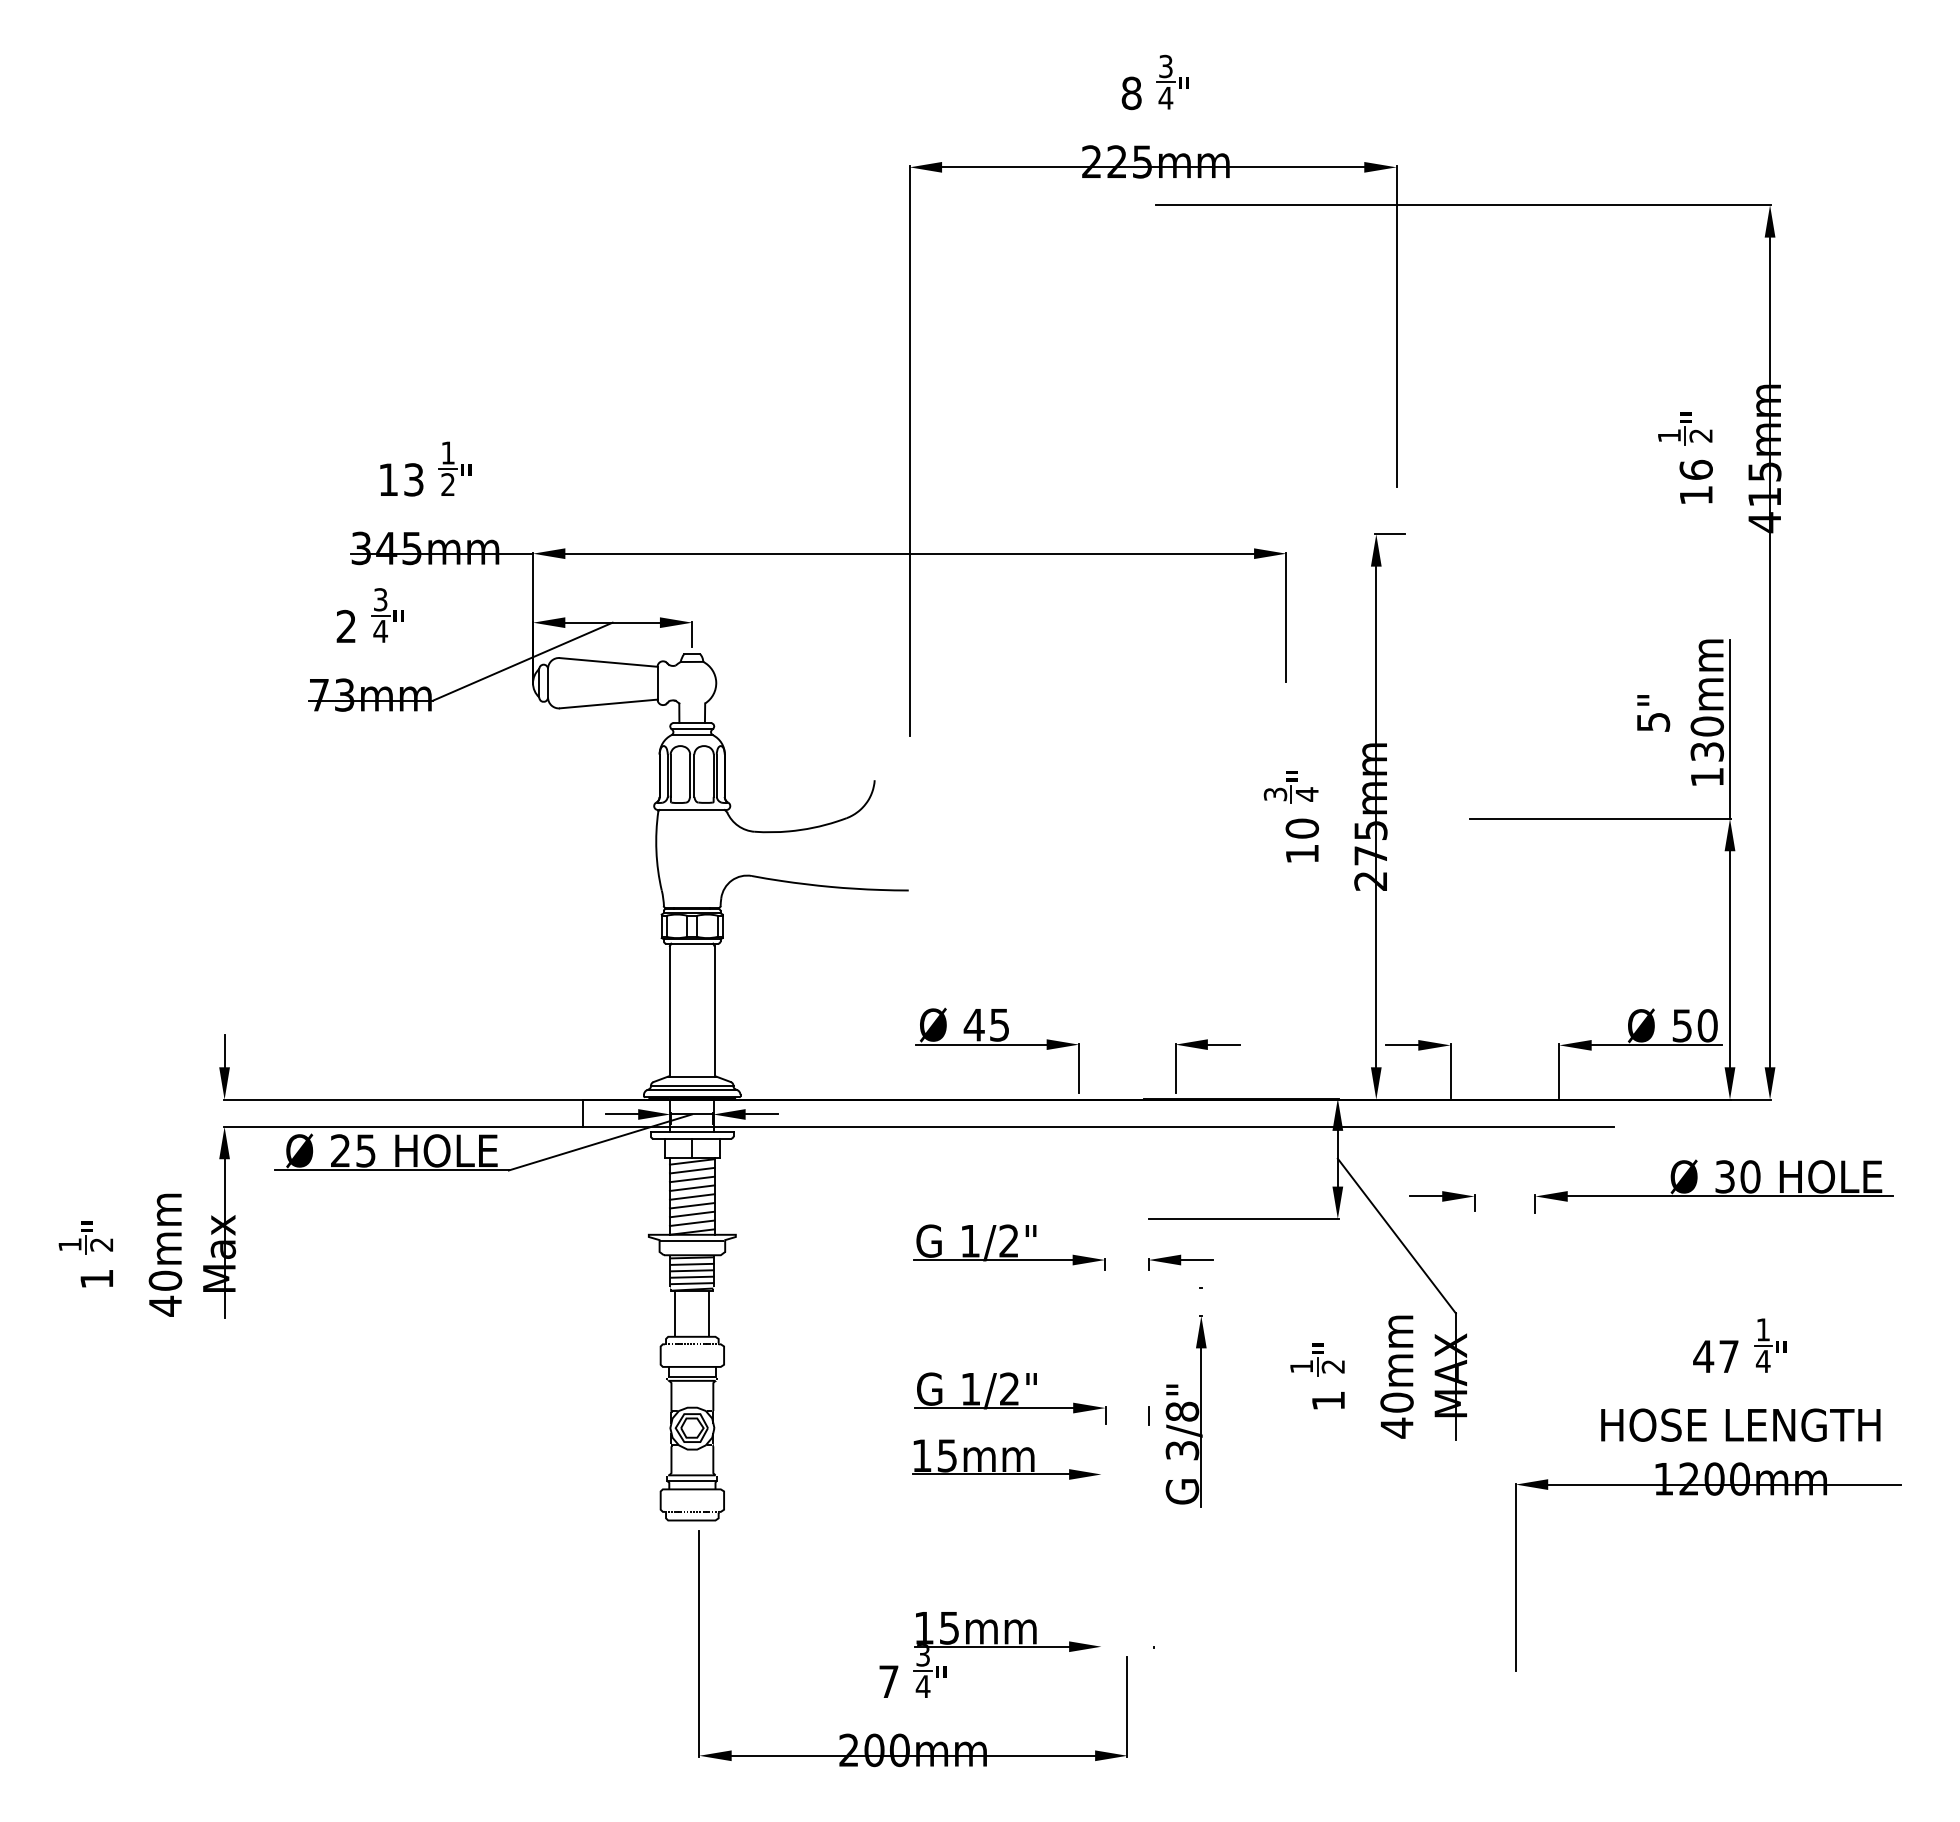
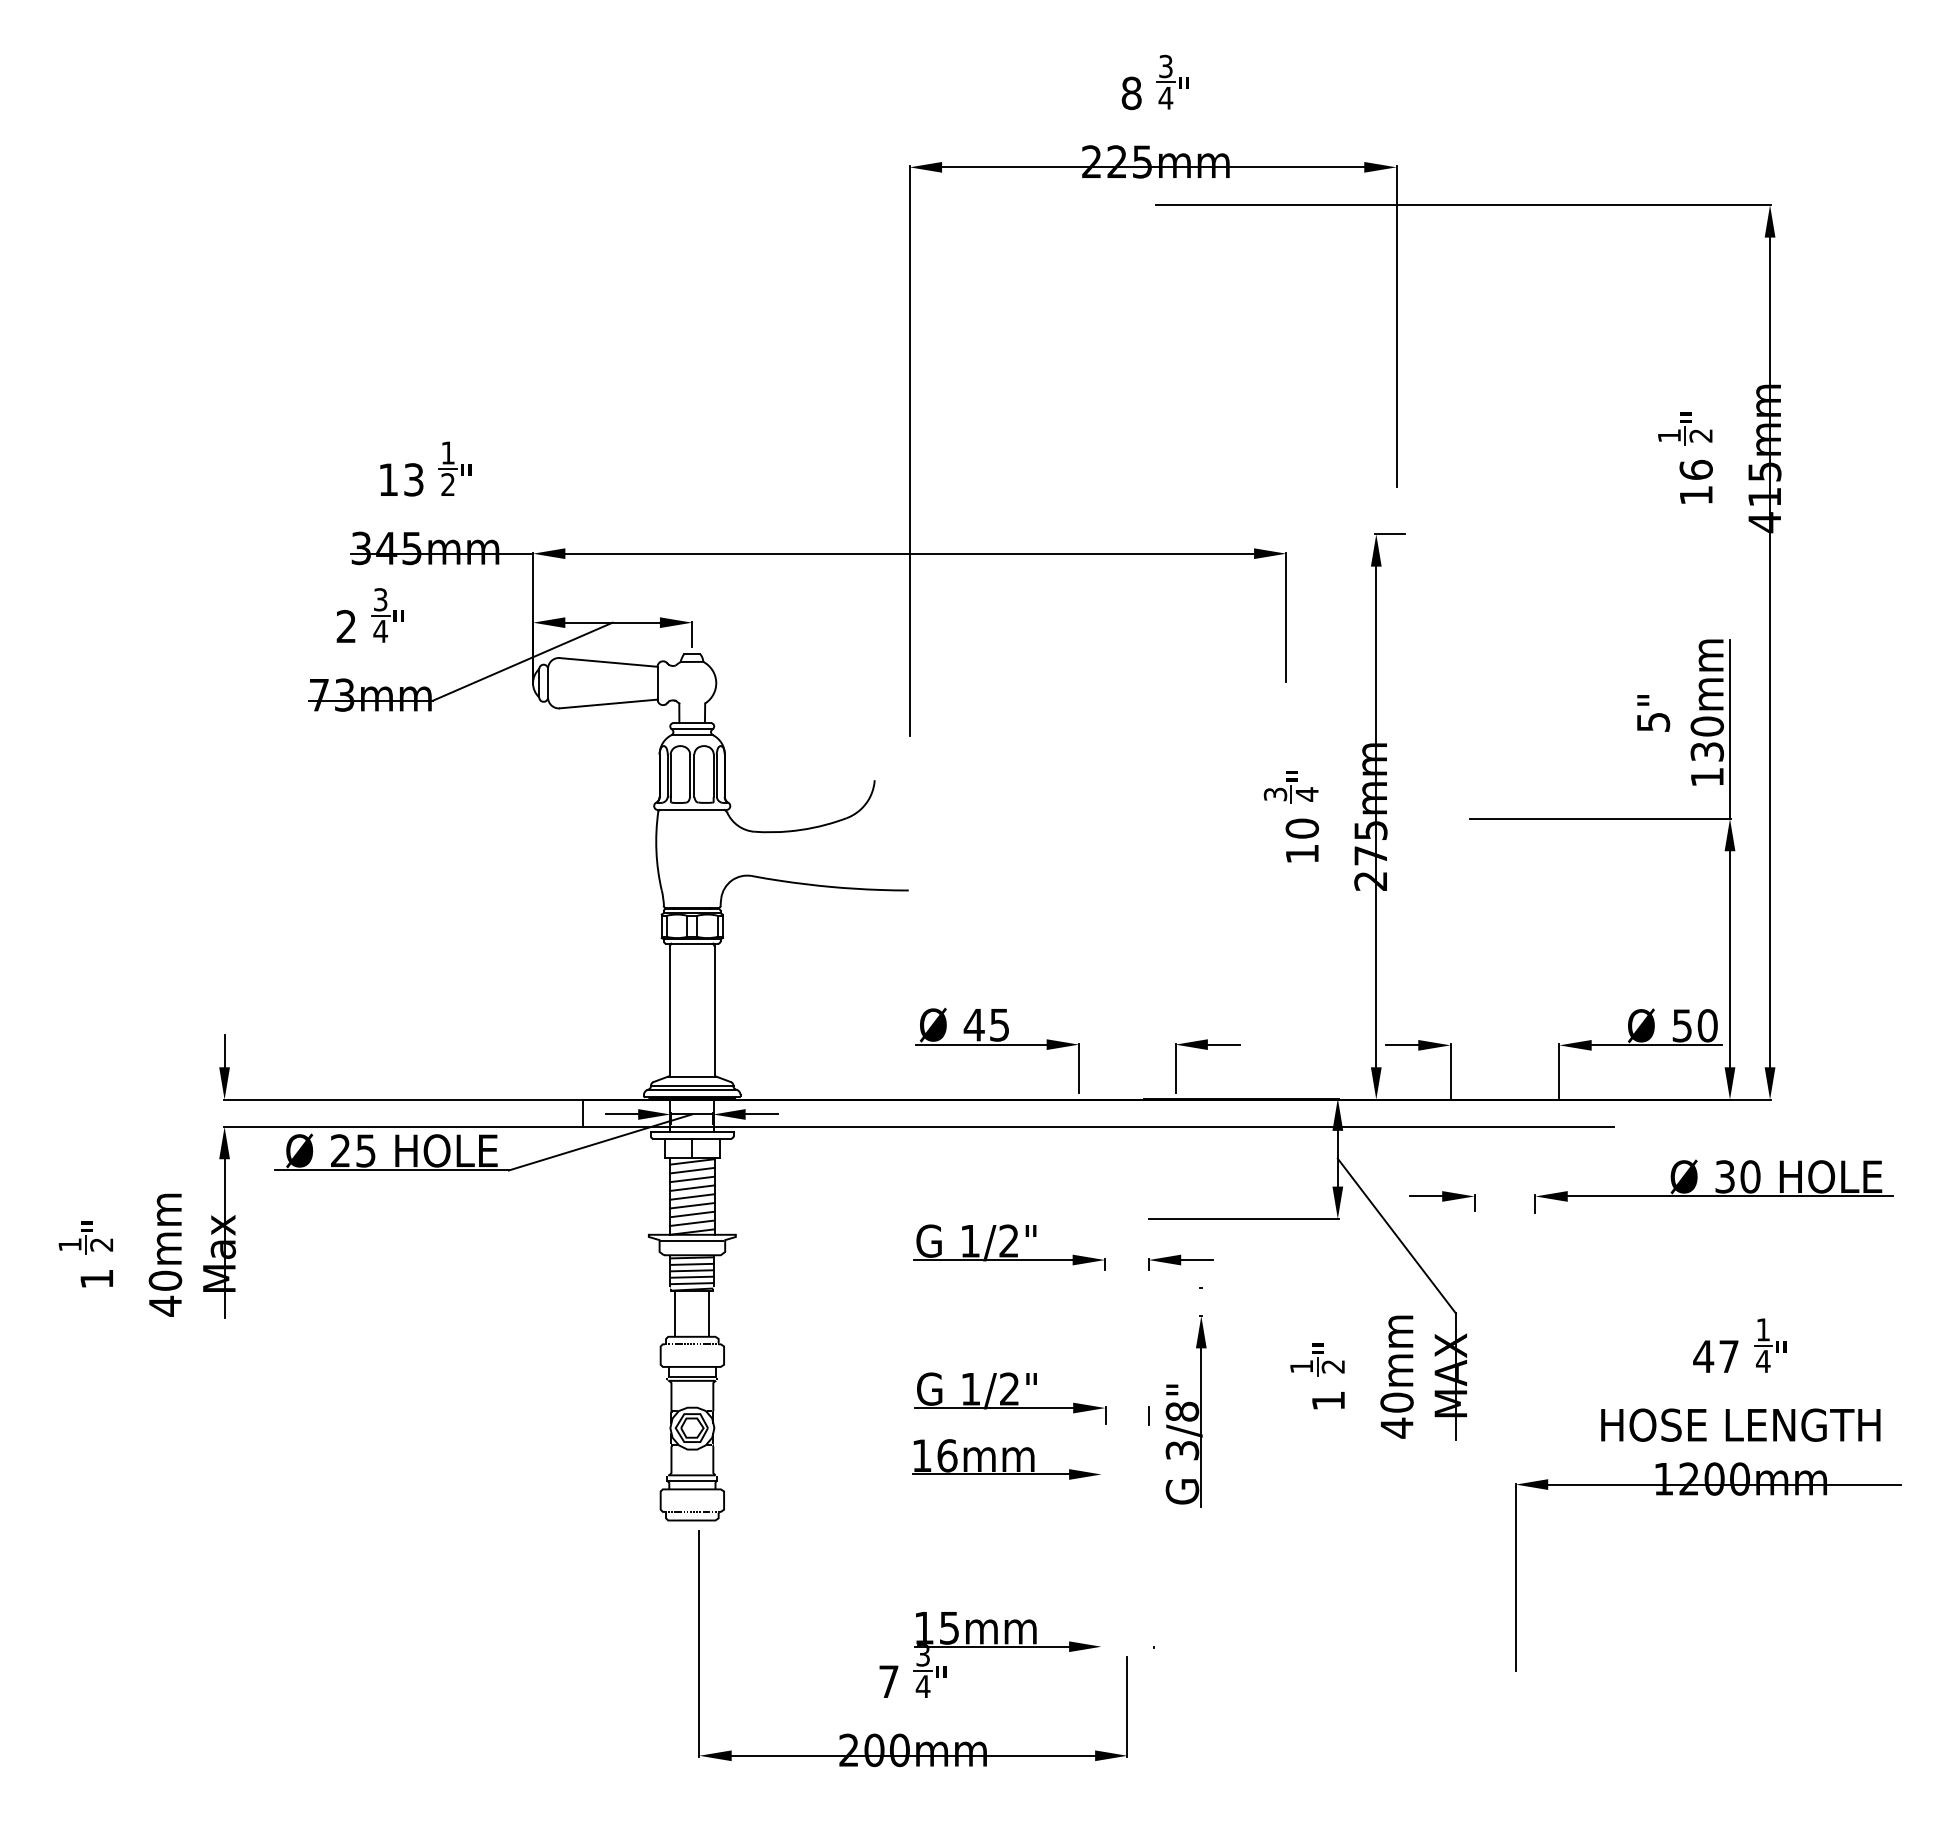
text: 15mm -> 16mm (947, 1455)
